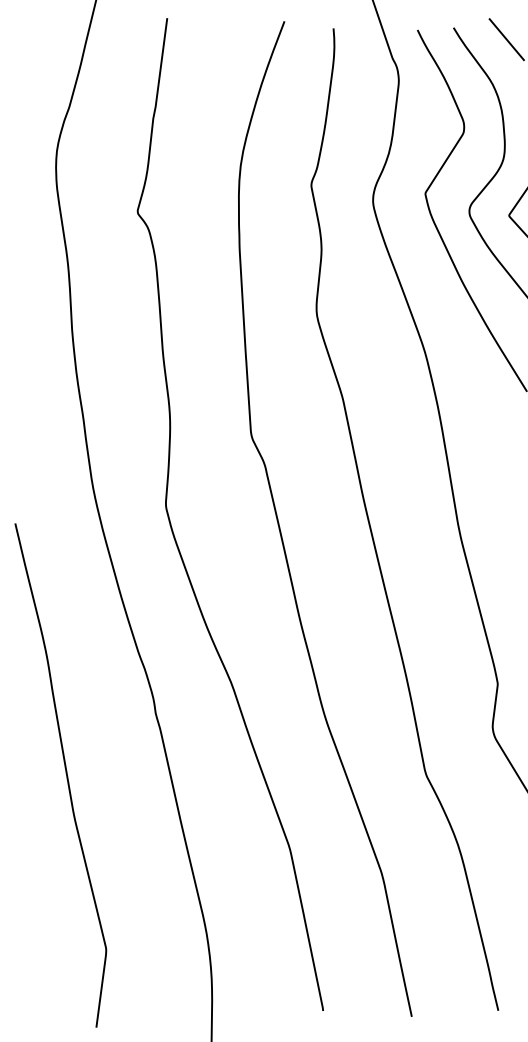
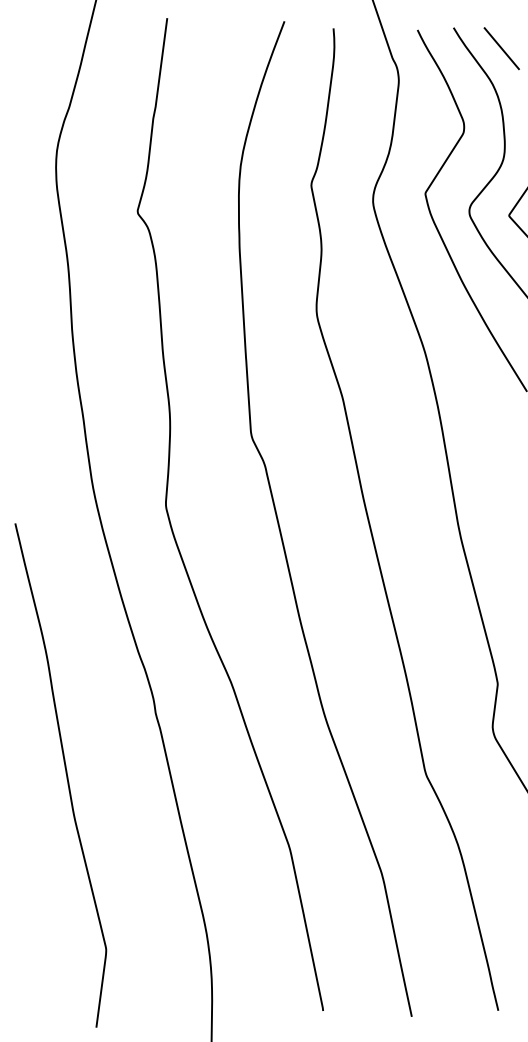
line position: (506, 39) -> (501, 48) (501, 48)
